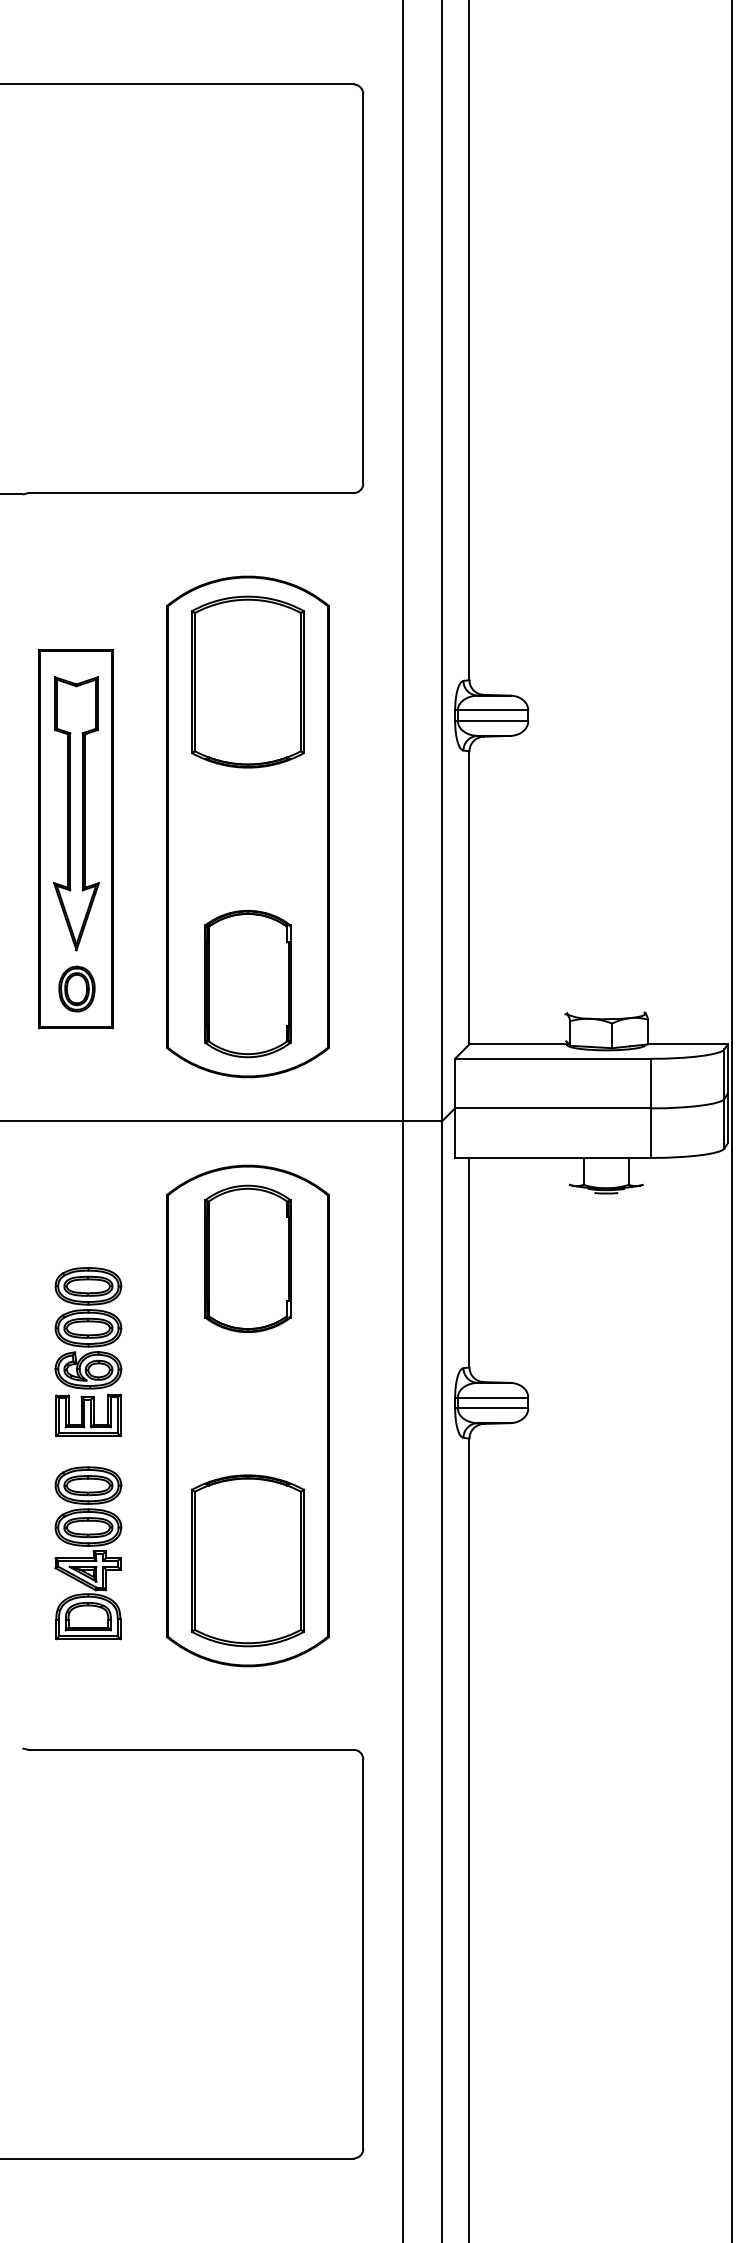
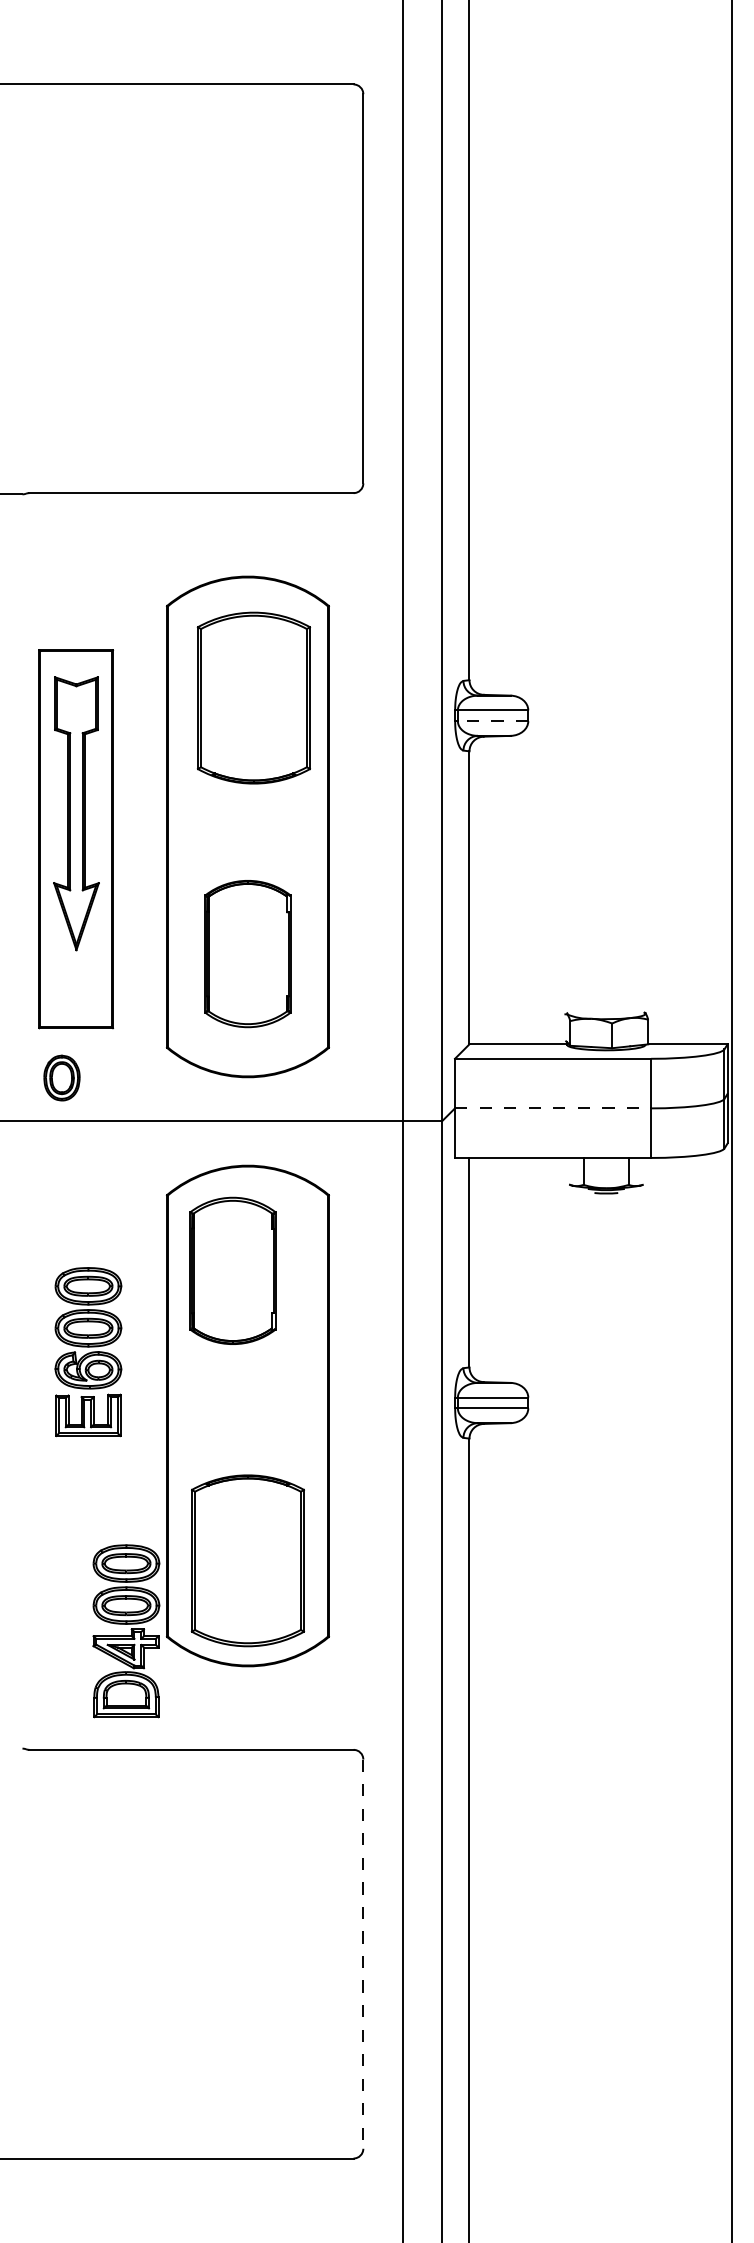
part position: (247, 681) -> (253, 697) (253, 697)
line: solid -> dashed (492, 721)
part position: (247, 984) -> (247, 954) (247, 954)
part position: (76, 988) -> (61, 1077) (61, 1077)
line: solid -> dashed (553, 1108)
part position: (247, 1258) -> (232, 1270) (232, 1270)
part position: (88, 1553) -> (126, 1631) (126, 1631)
line: solid -> dashed (363, 1954)
